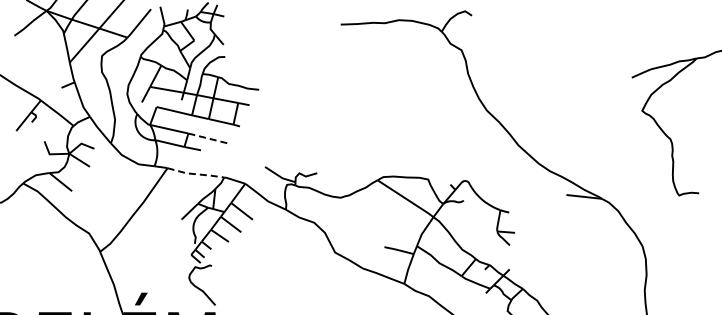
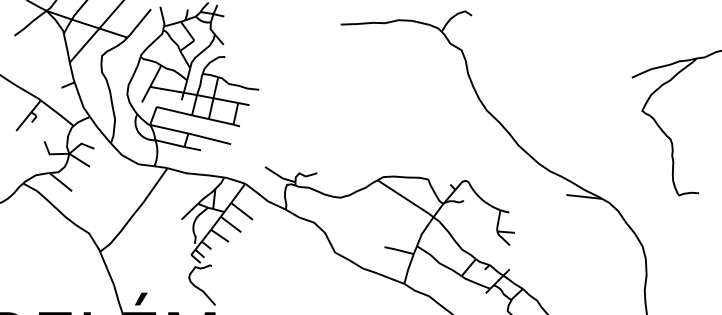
line: dashed -> solid (210, 138)
line: dashed -> solid (196, 174)
